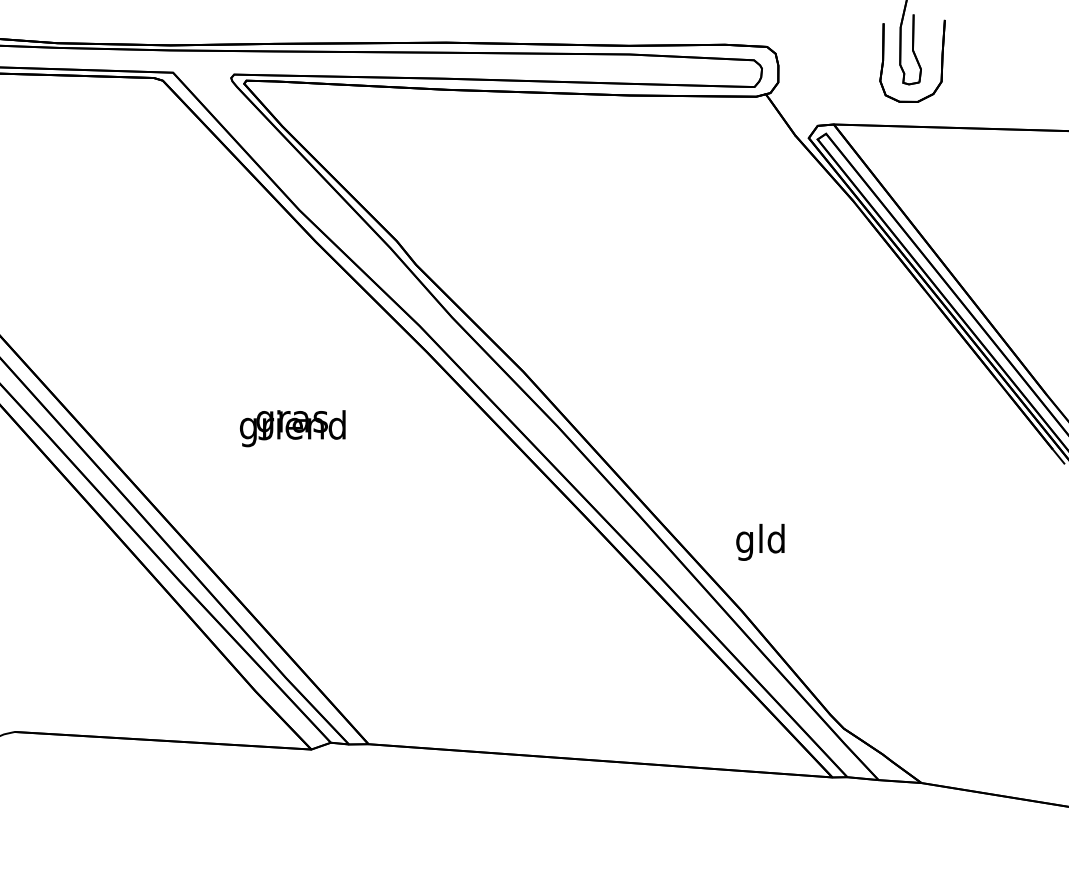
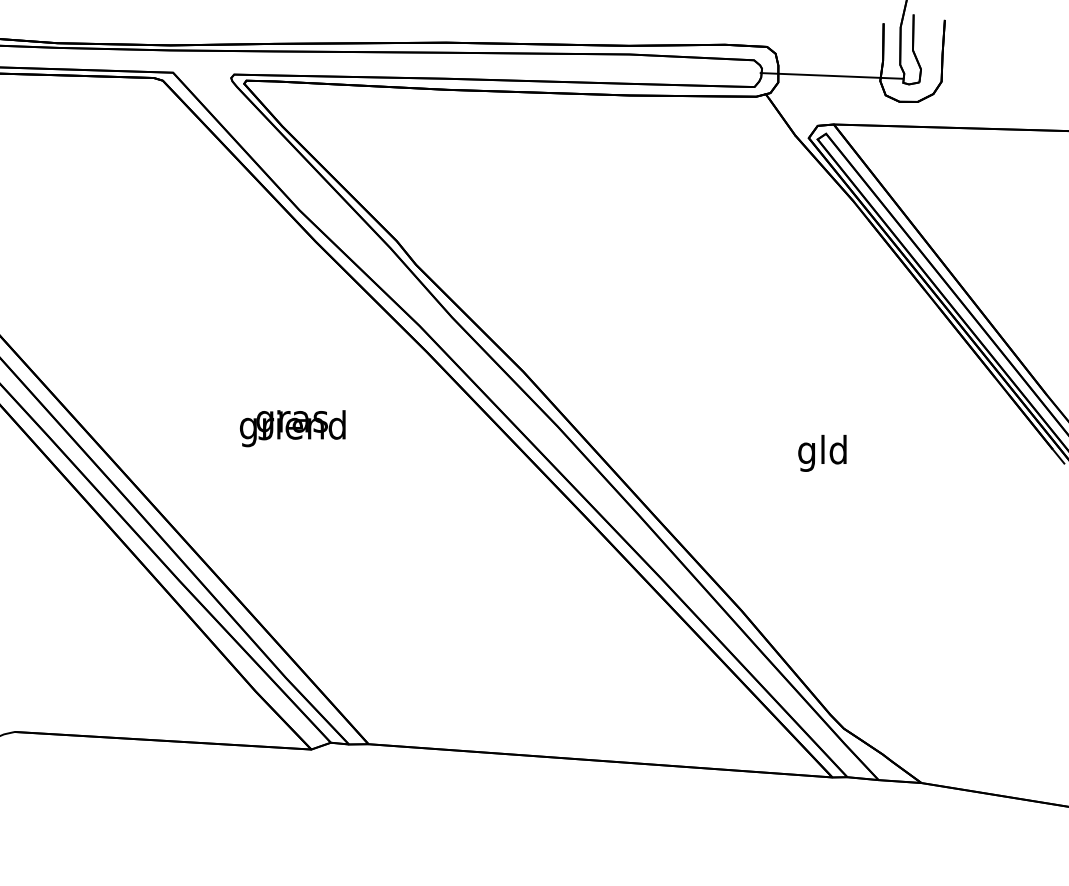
line: none -> present (831, 75)
text position: (760, 541) -> (822, 452) (822, 452)
